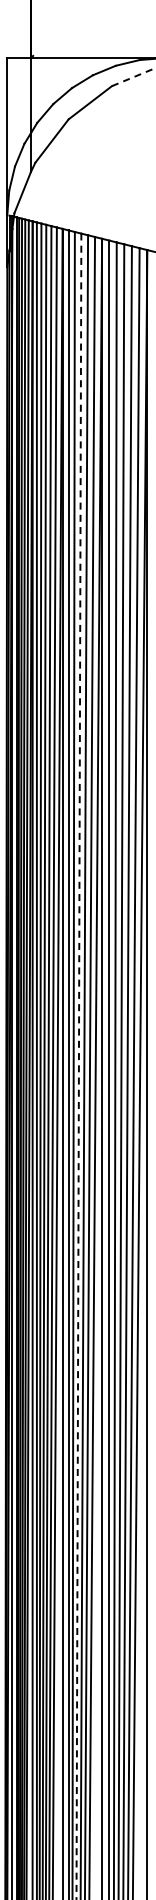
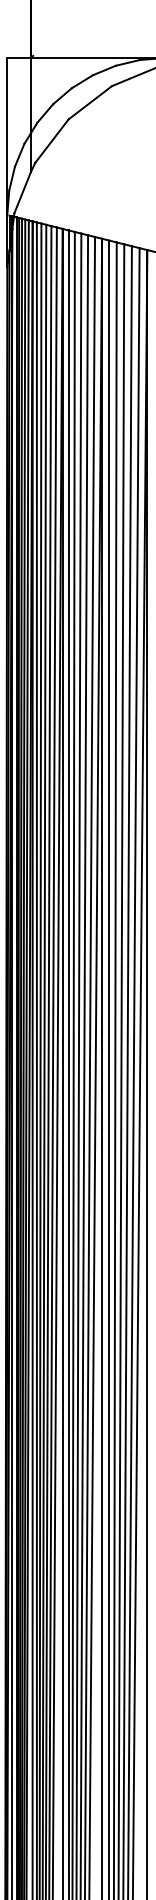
line: dashed -> solid (134, 77)
line: dashed -> solid (78, 1066)
